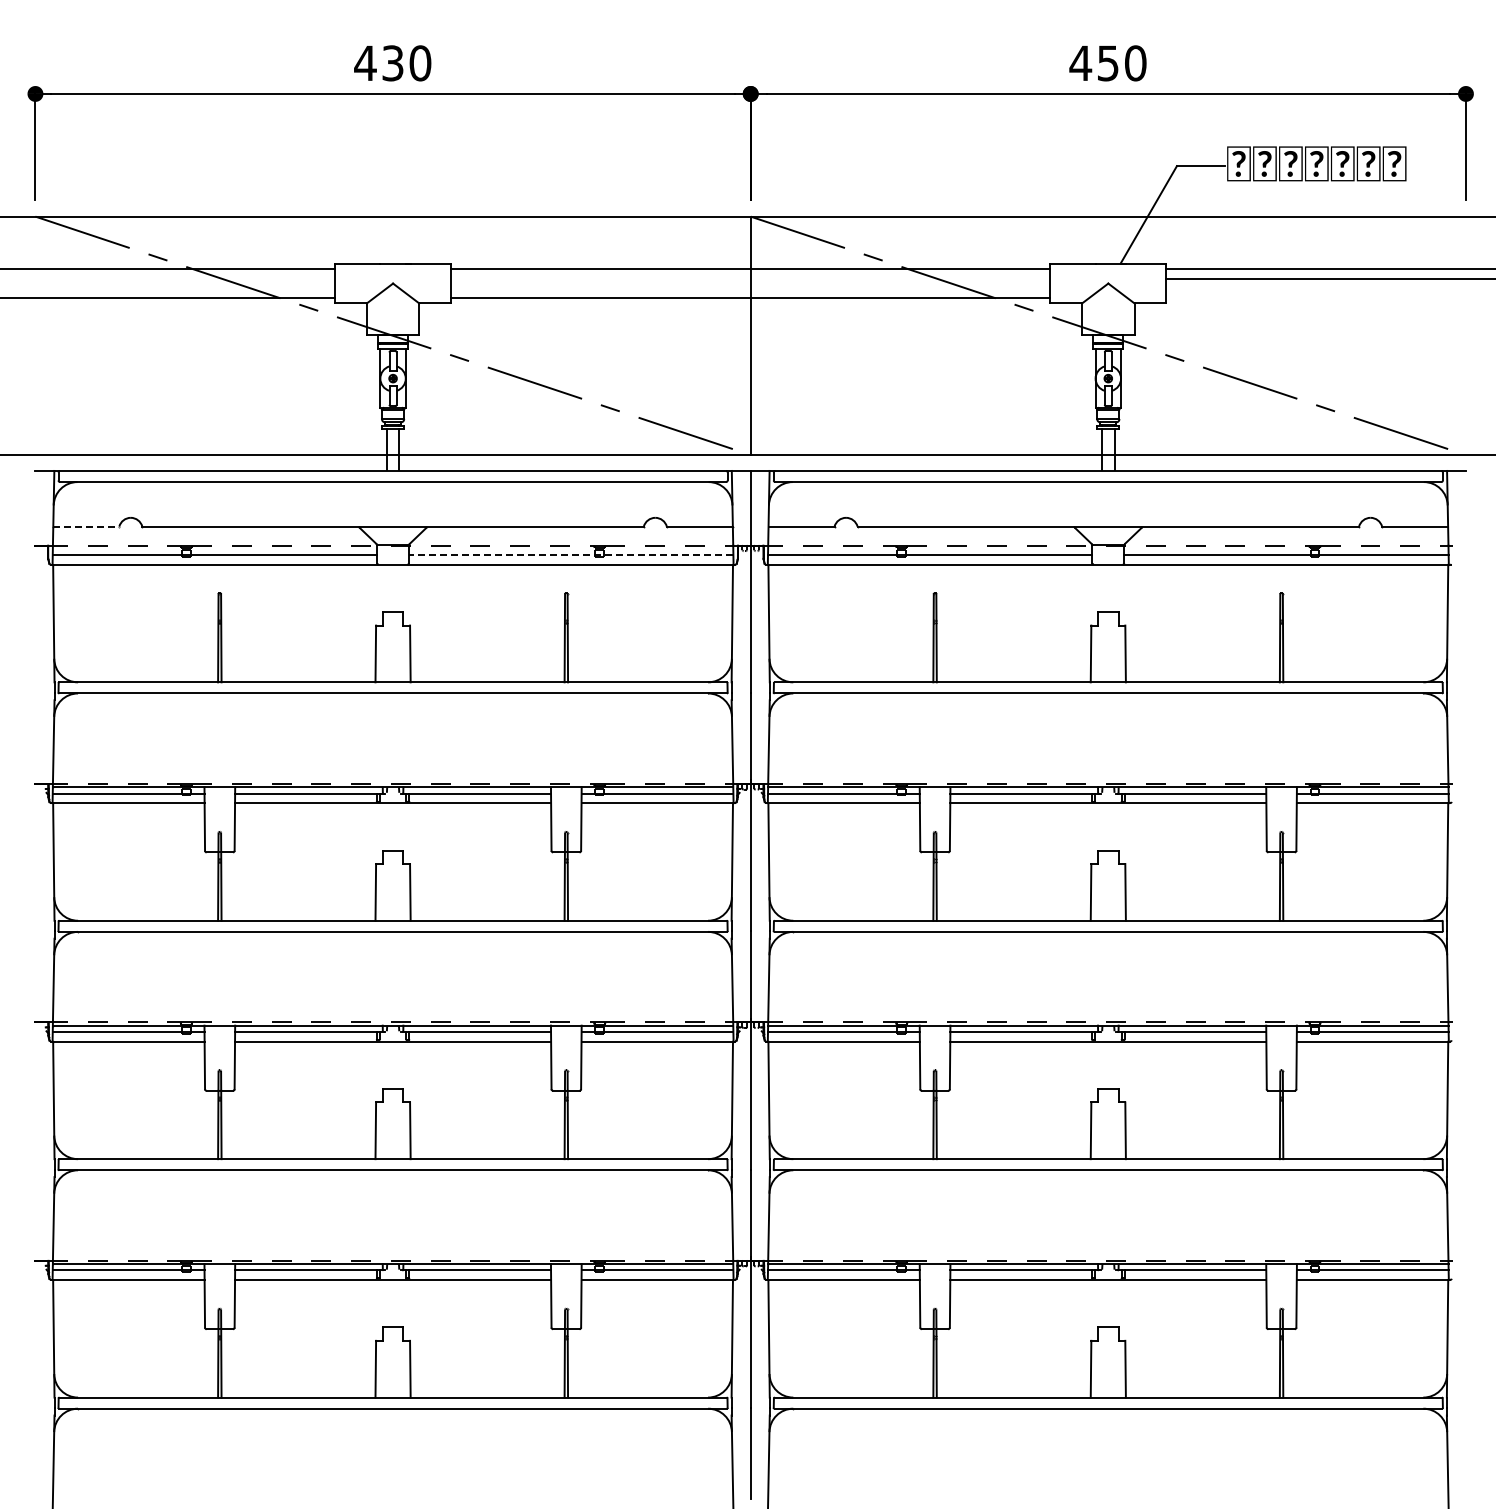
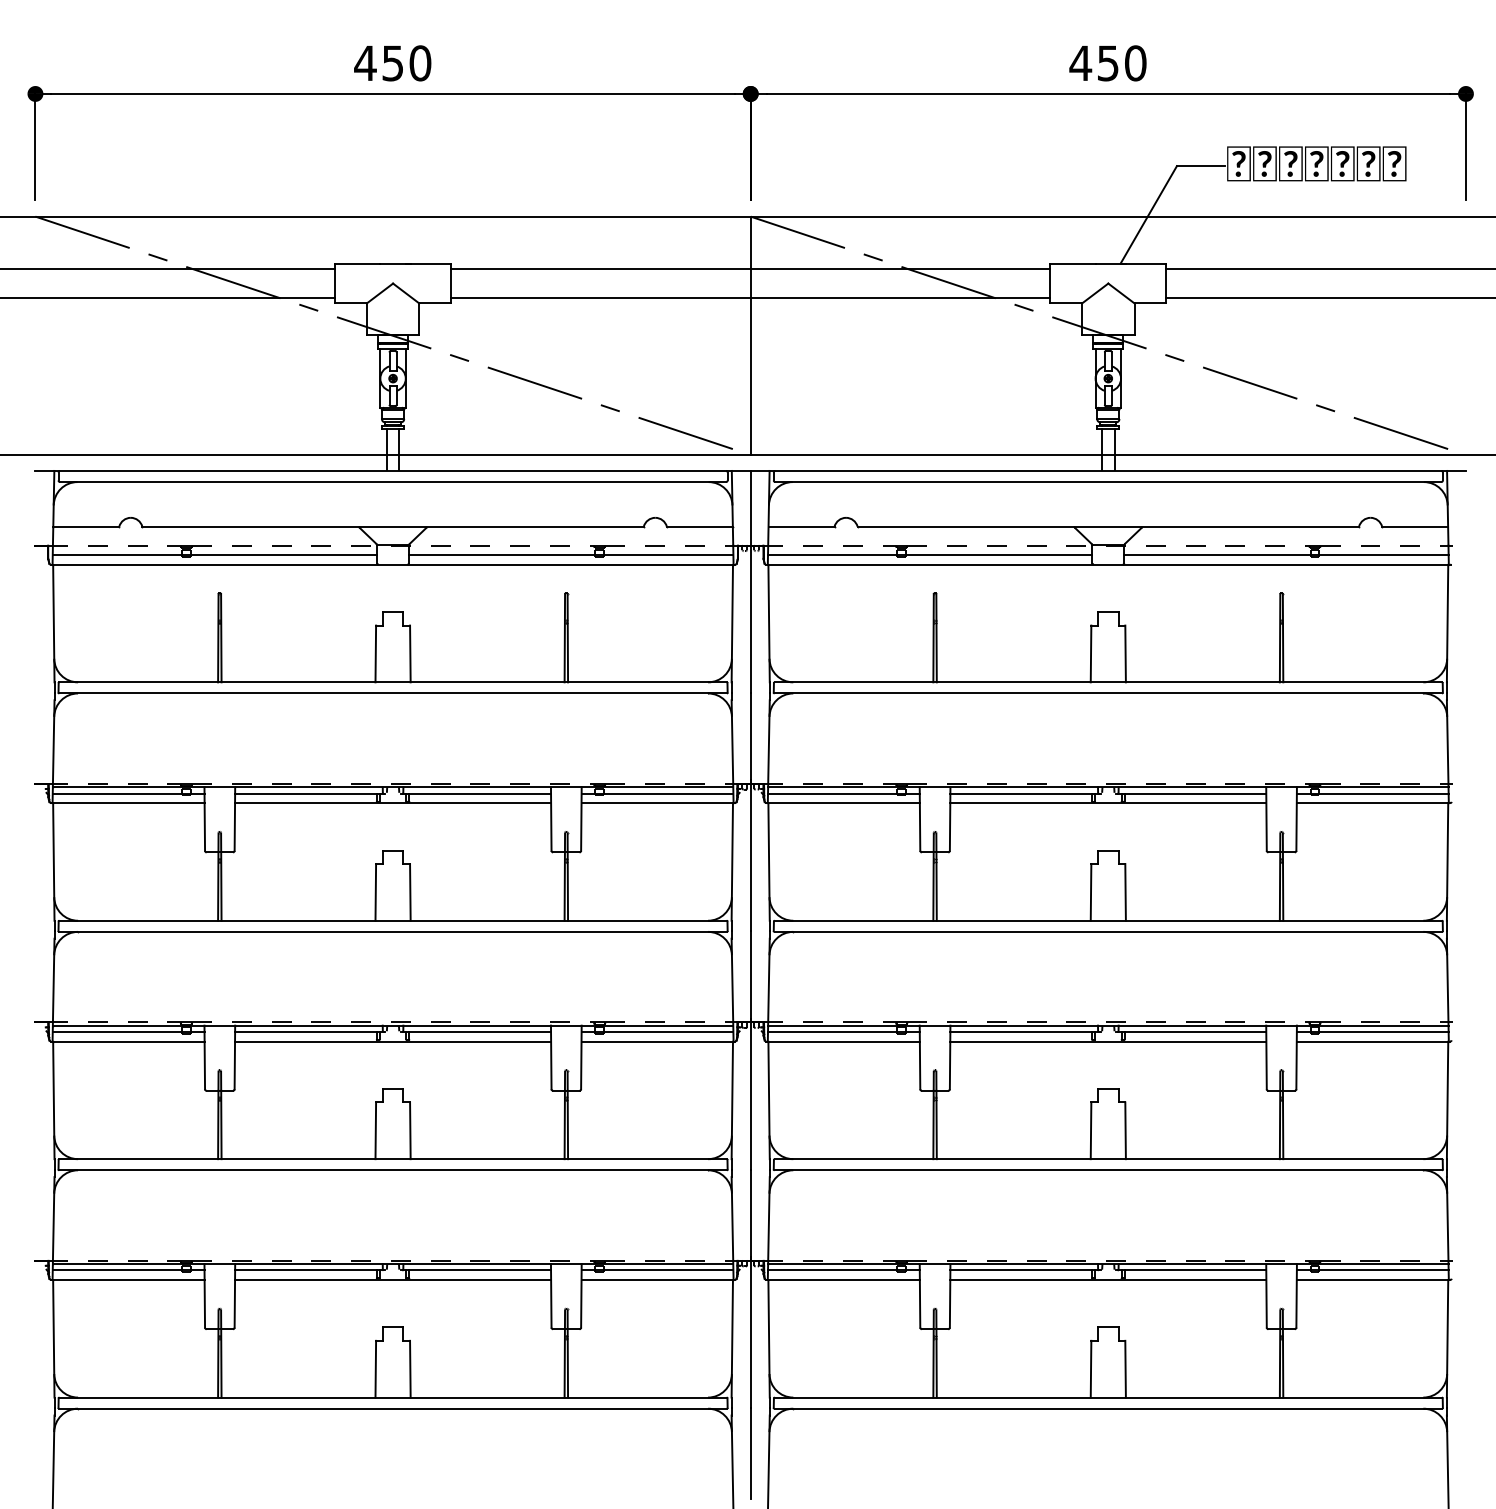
text: 430 -> 450 (393, 62)
line position: (1329, 278) -> (1329, 297) (1329, 297)
line: dashed -> solid (86, 526)
line: dashed -> solid (570, 555)
